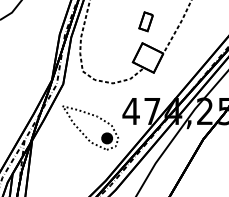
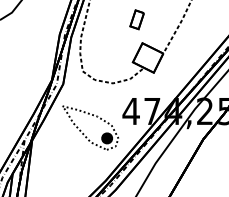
part position: (145, 21) -> (136, 19) (136, 19)
